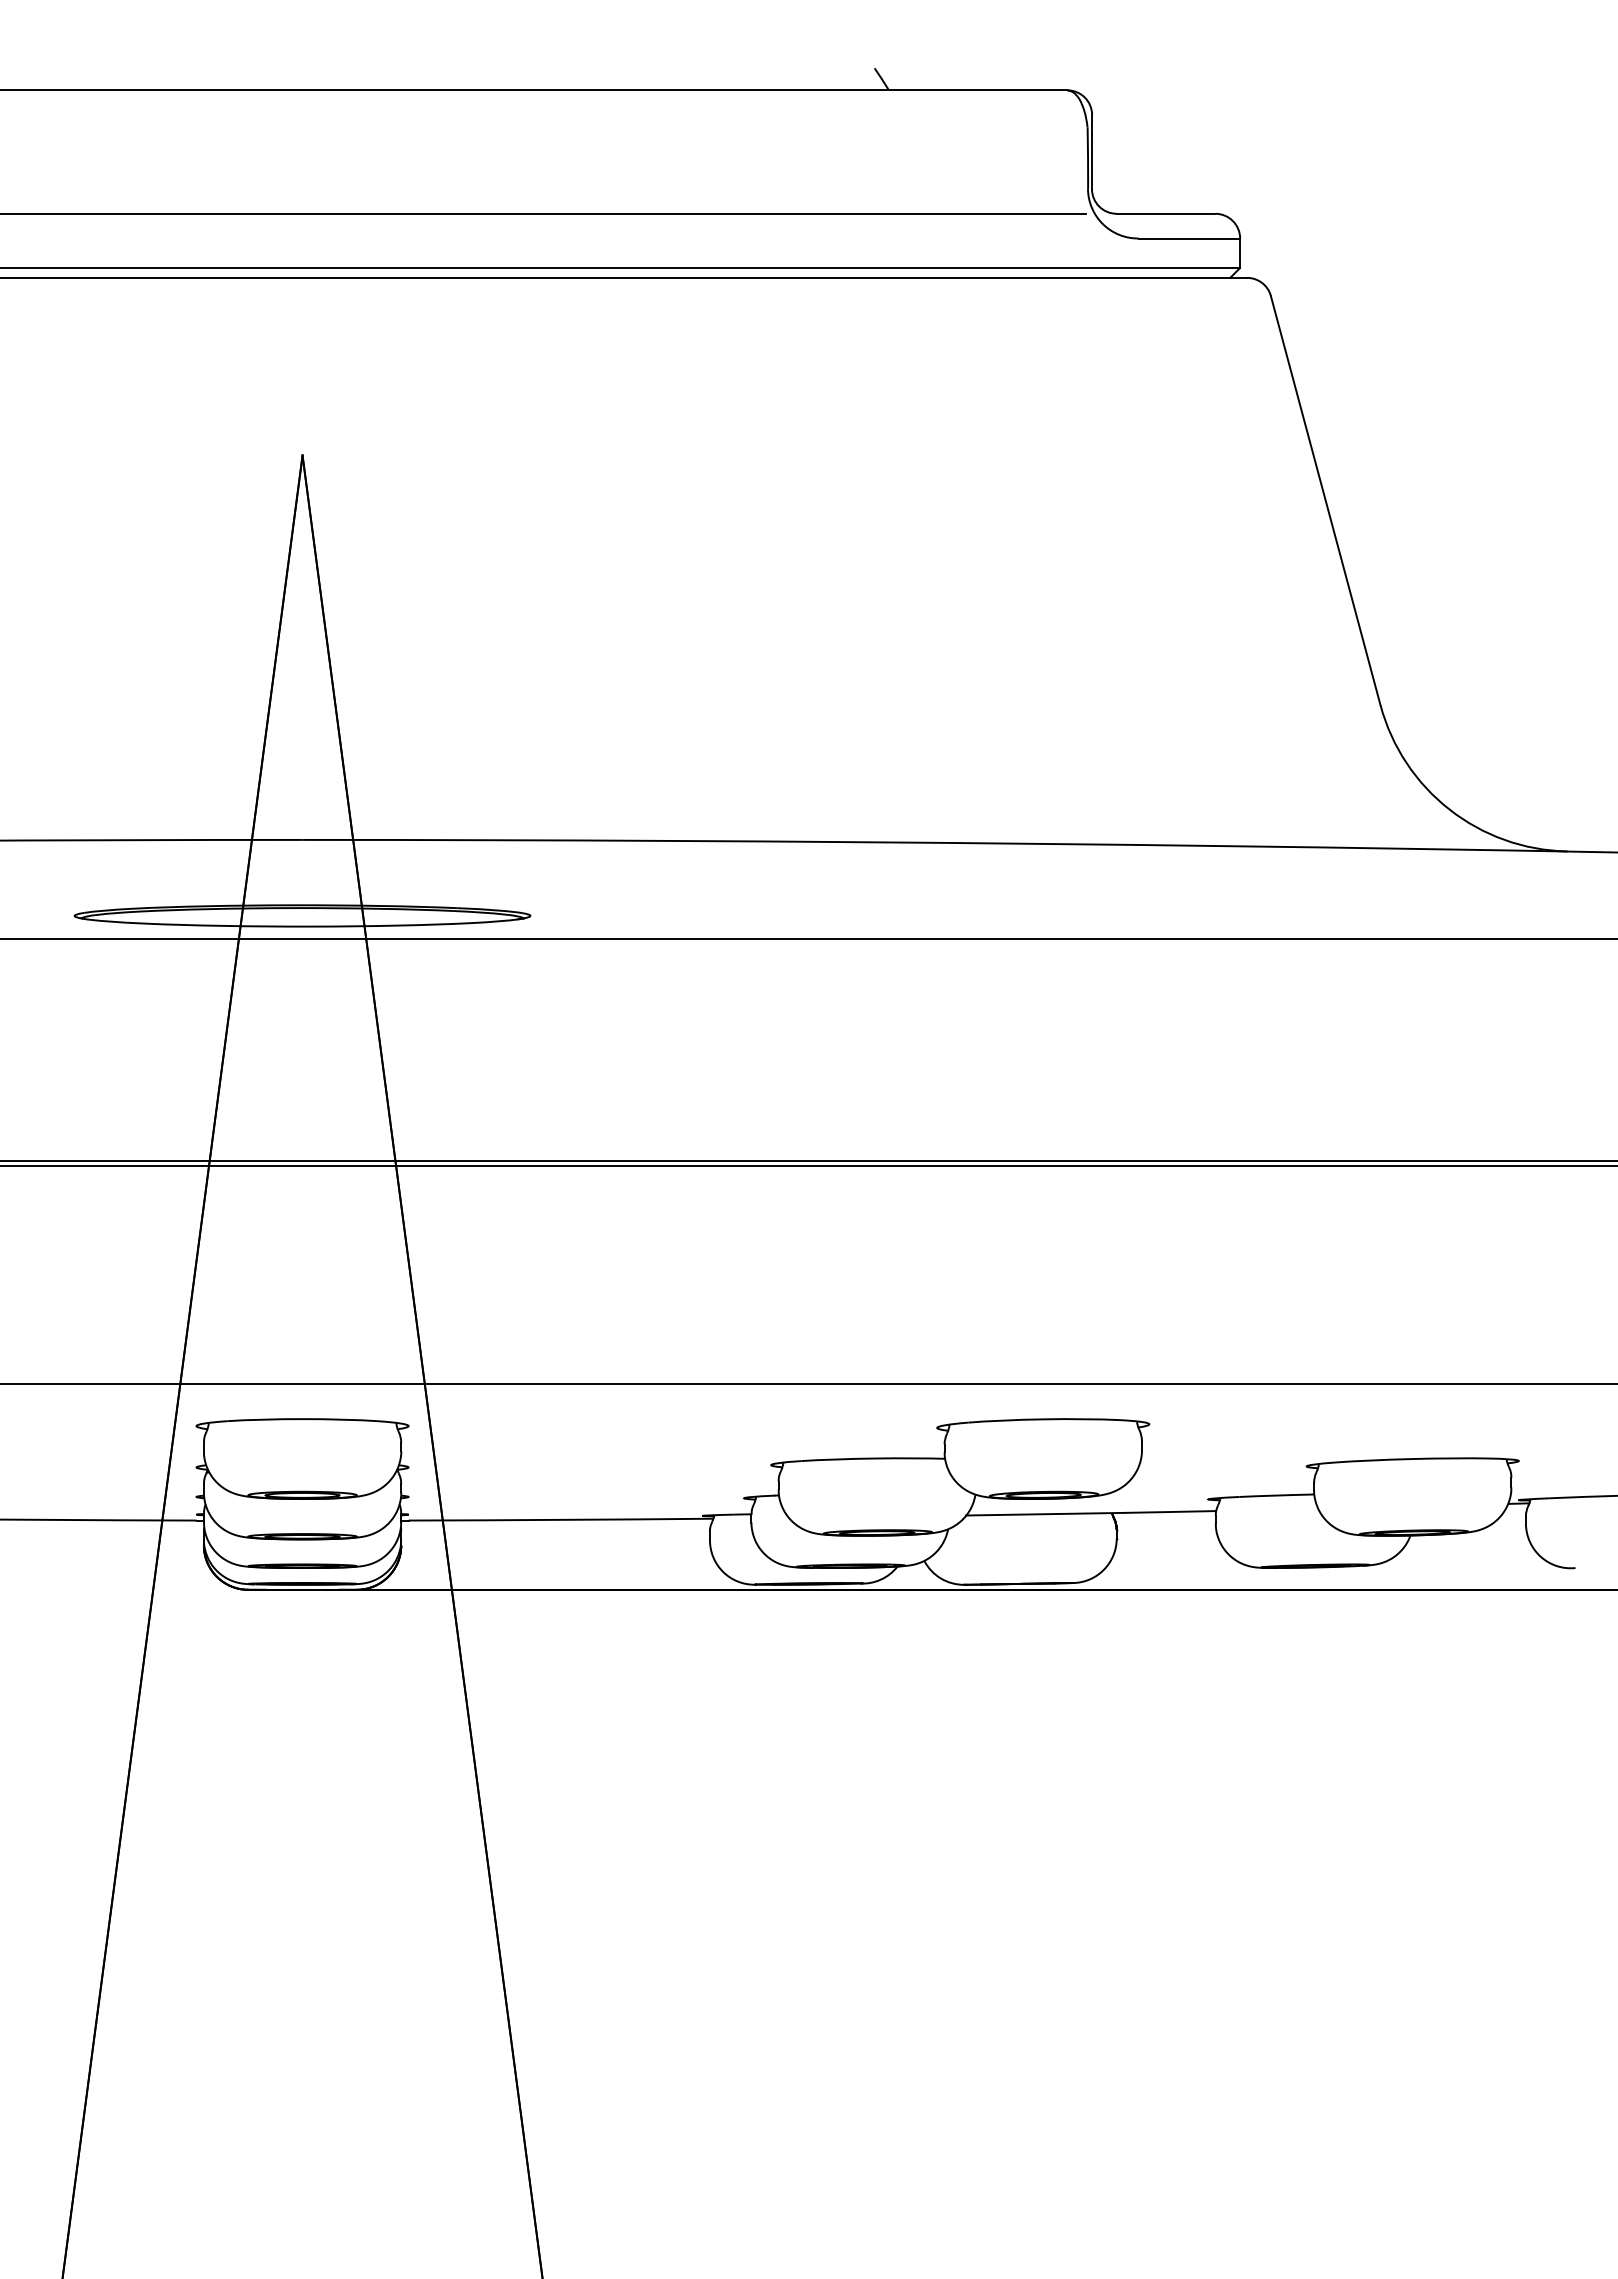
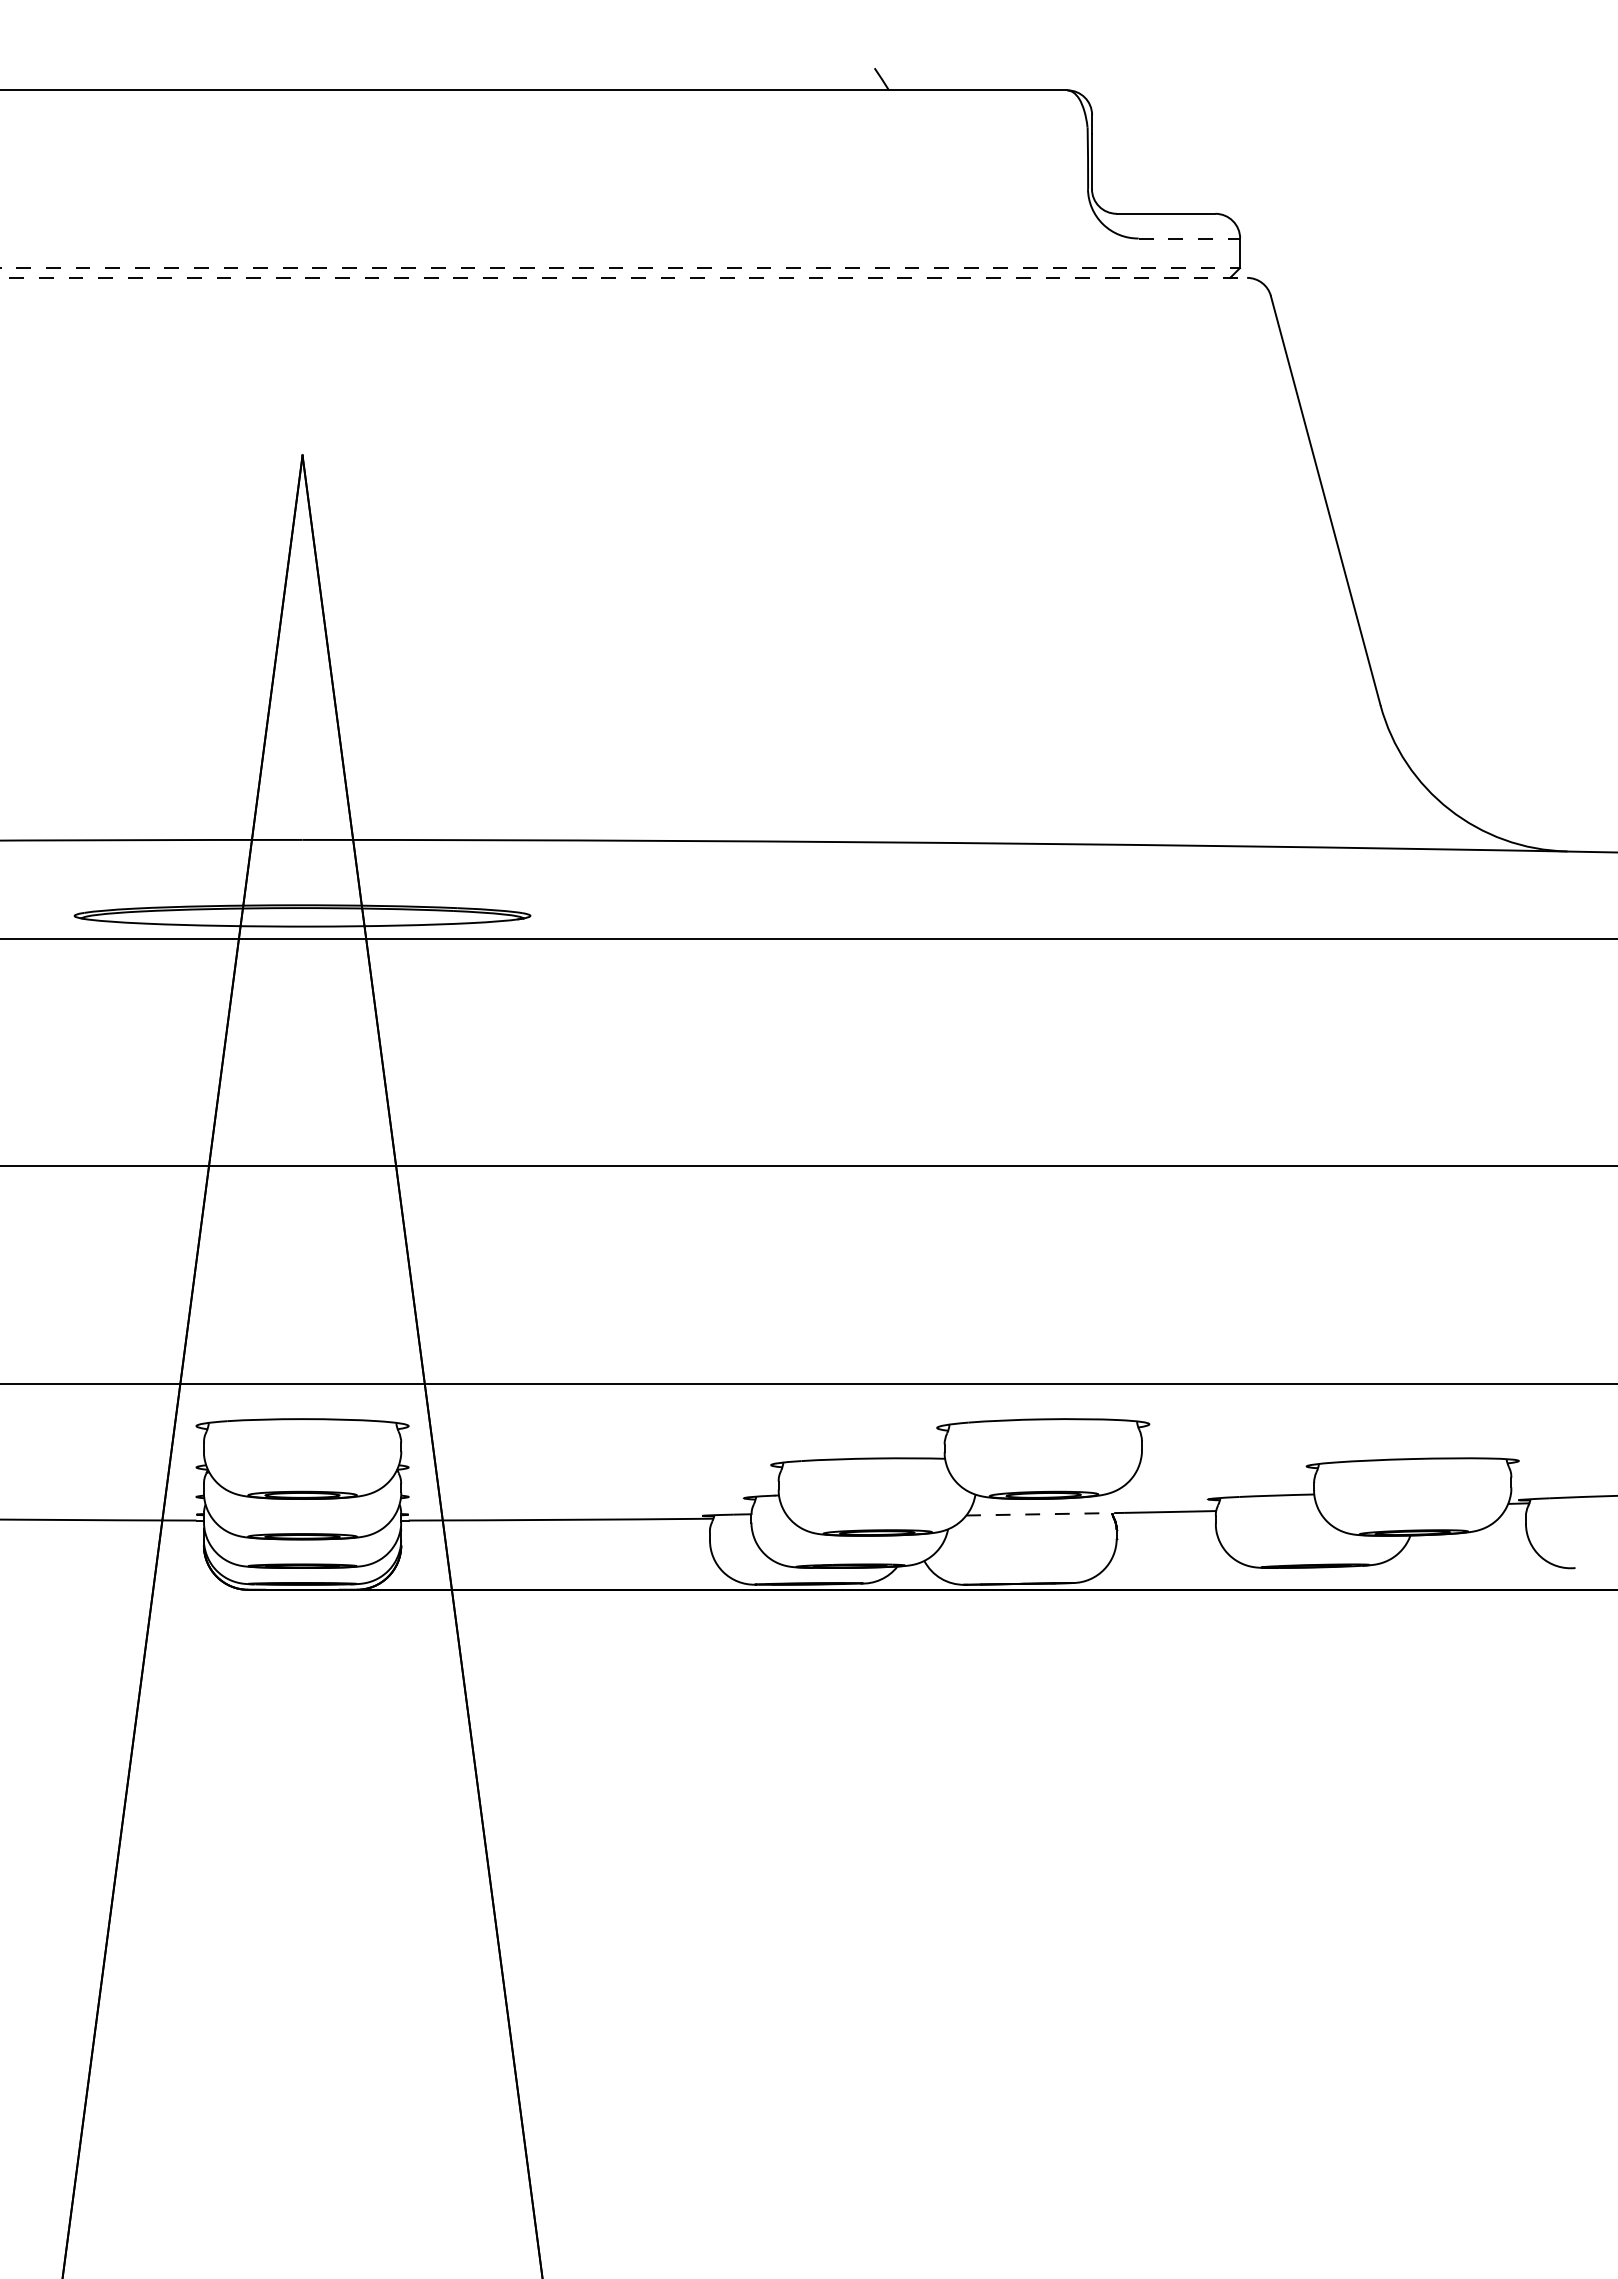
line: present -> none (543, 213)
line: solid -> dashed (1189, 238)
line: solid -> dashed (620, 268)
line: solid -> dashed (624, 277)
line: present -> none (808, 1161)
line: solid -> dashed (1045, 1514)
